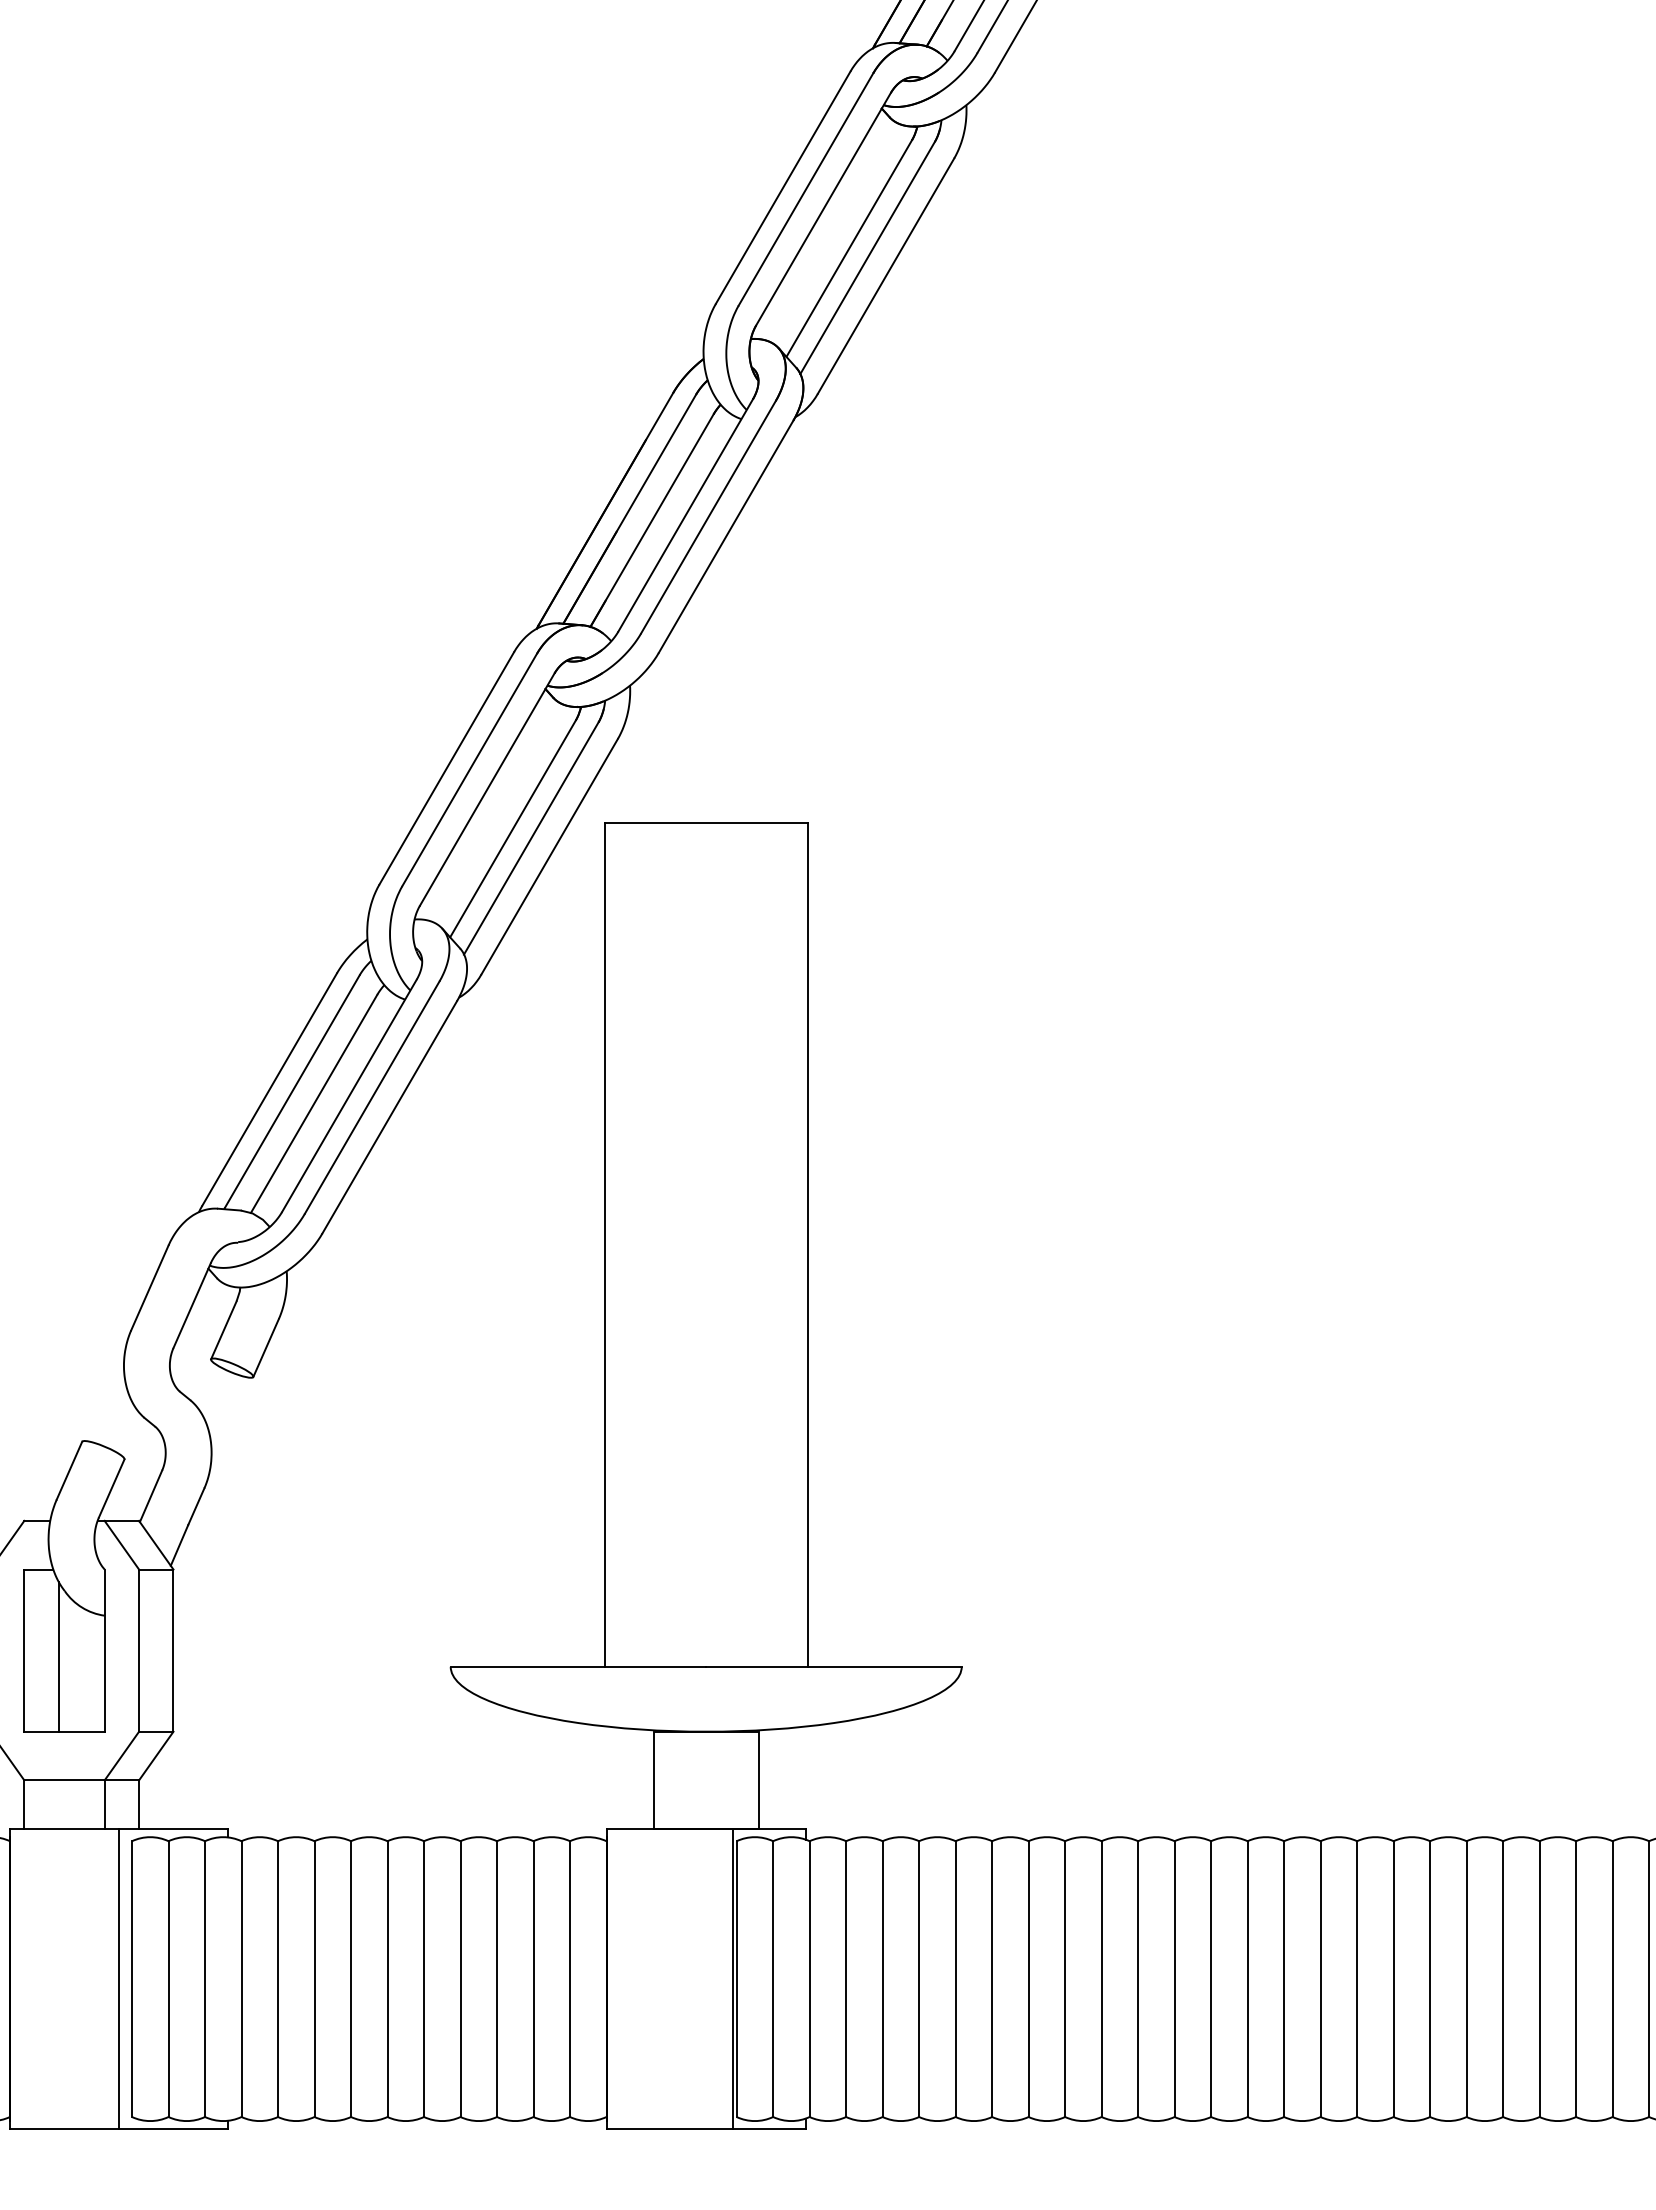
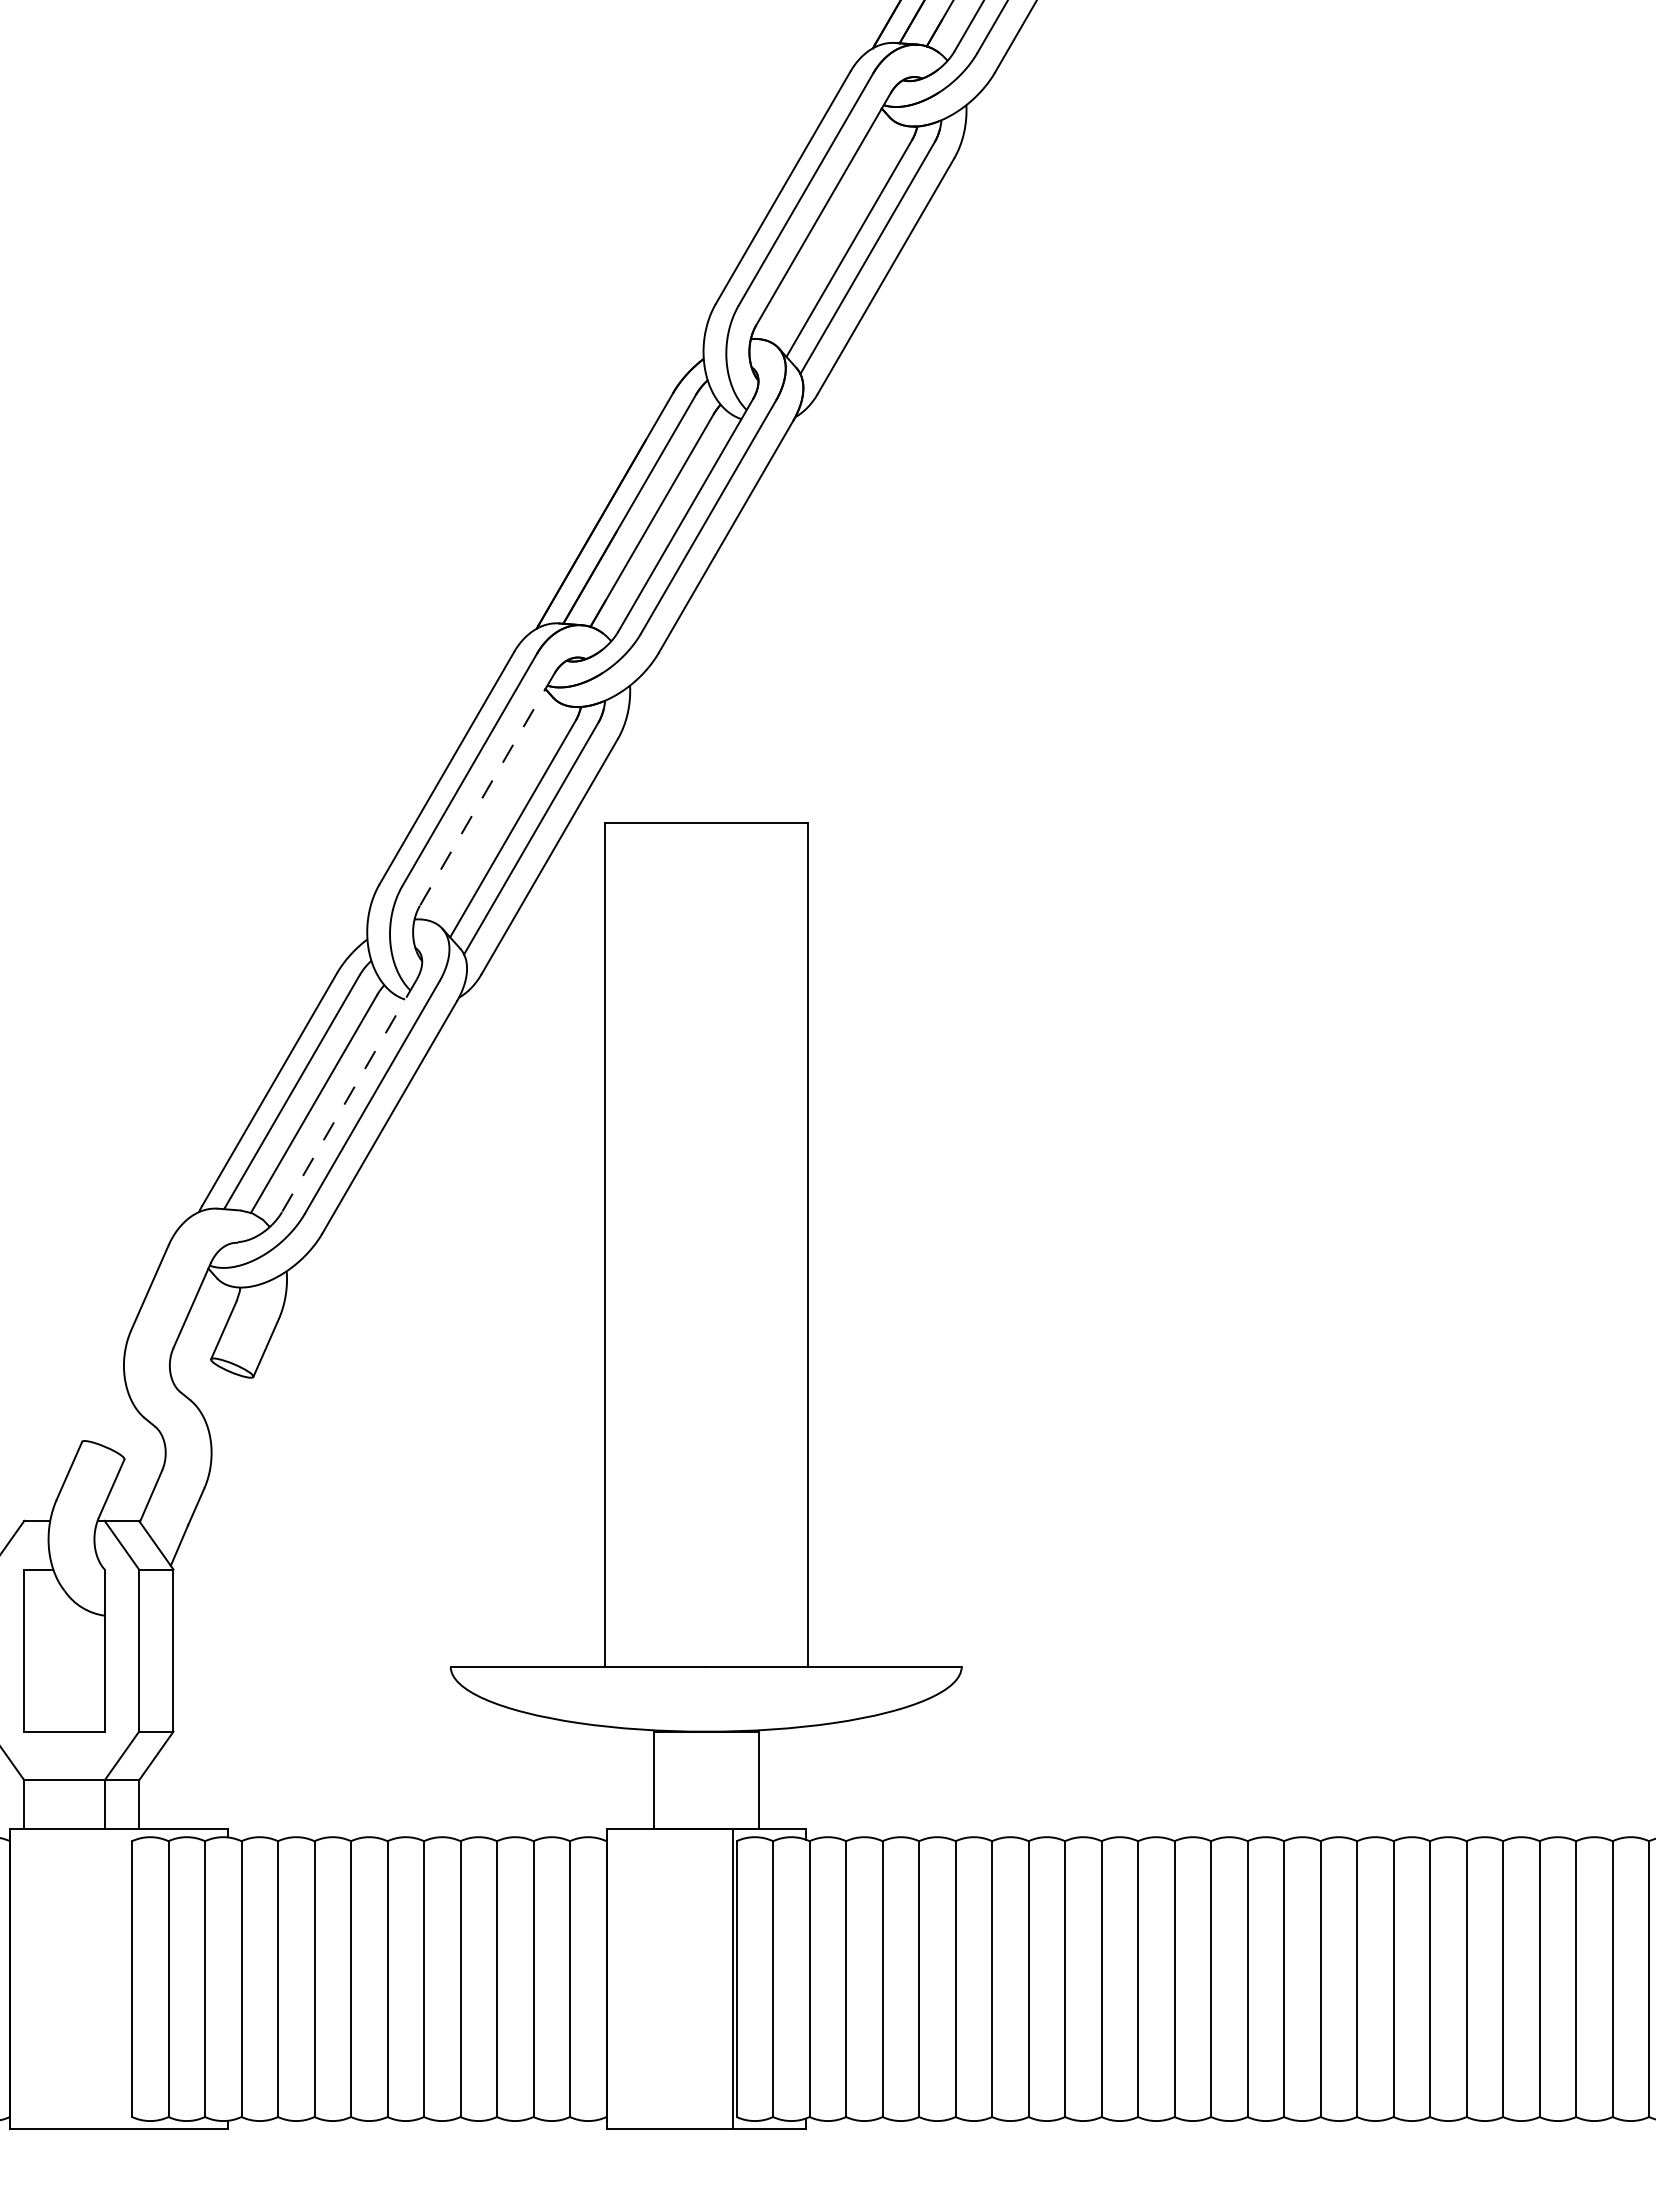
line: solid -> dashed (486, 790)
line: solid -> dashed (349, 1096)
line: present -> none (58, 1656)
line: present -> none (119, 1979)
